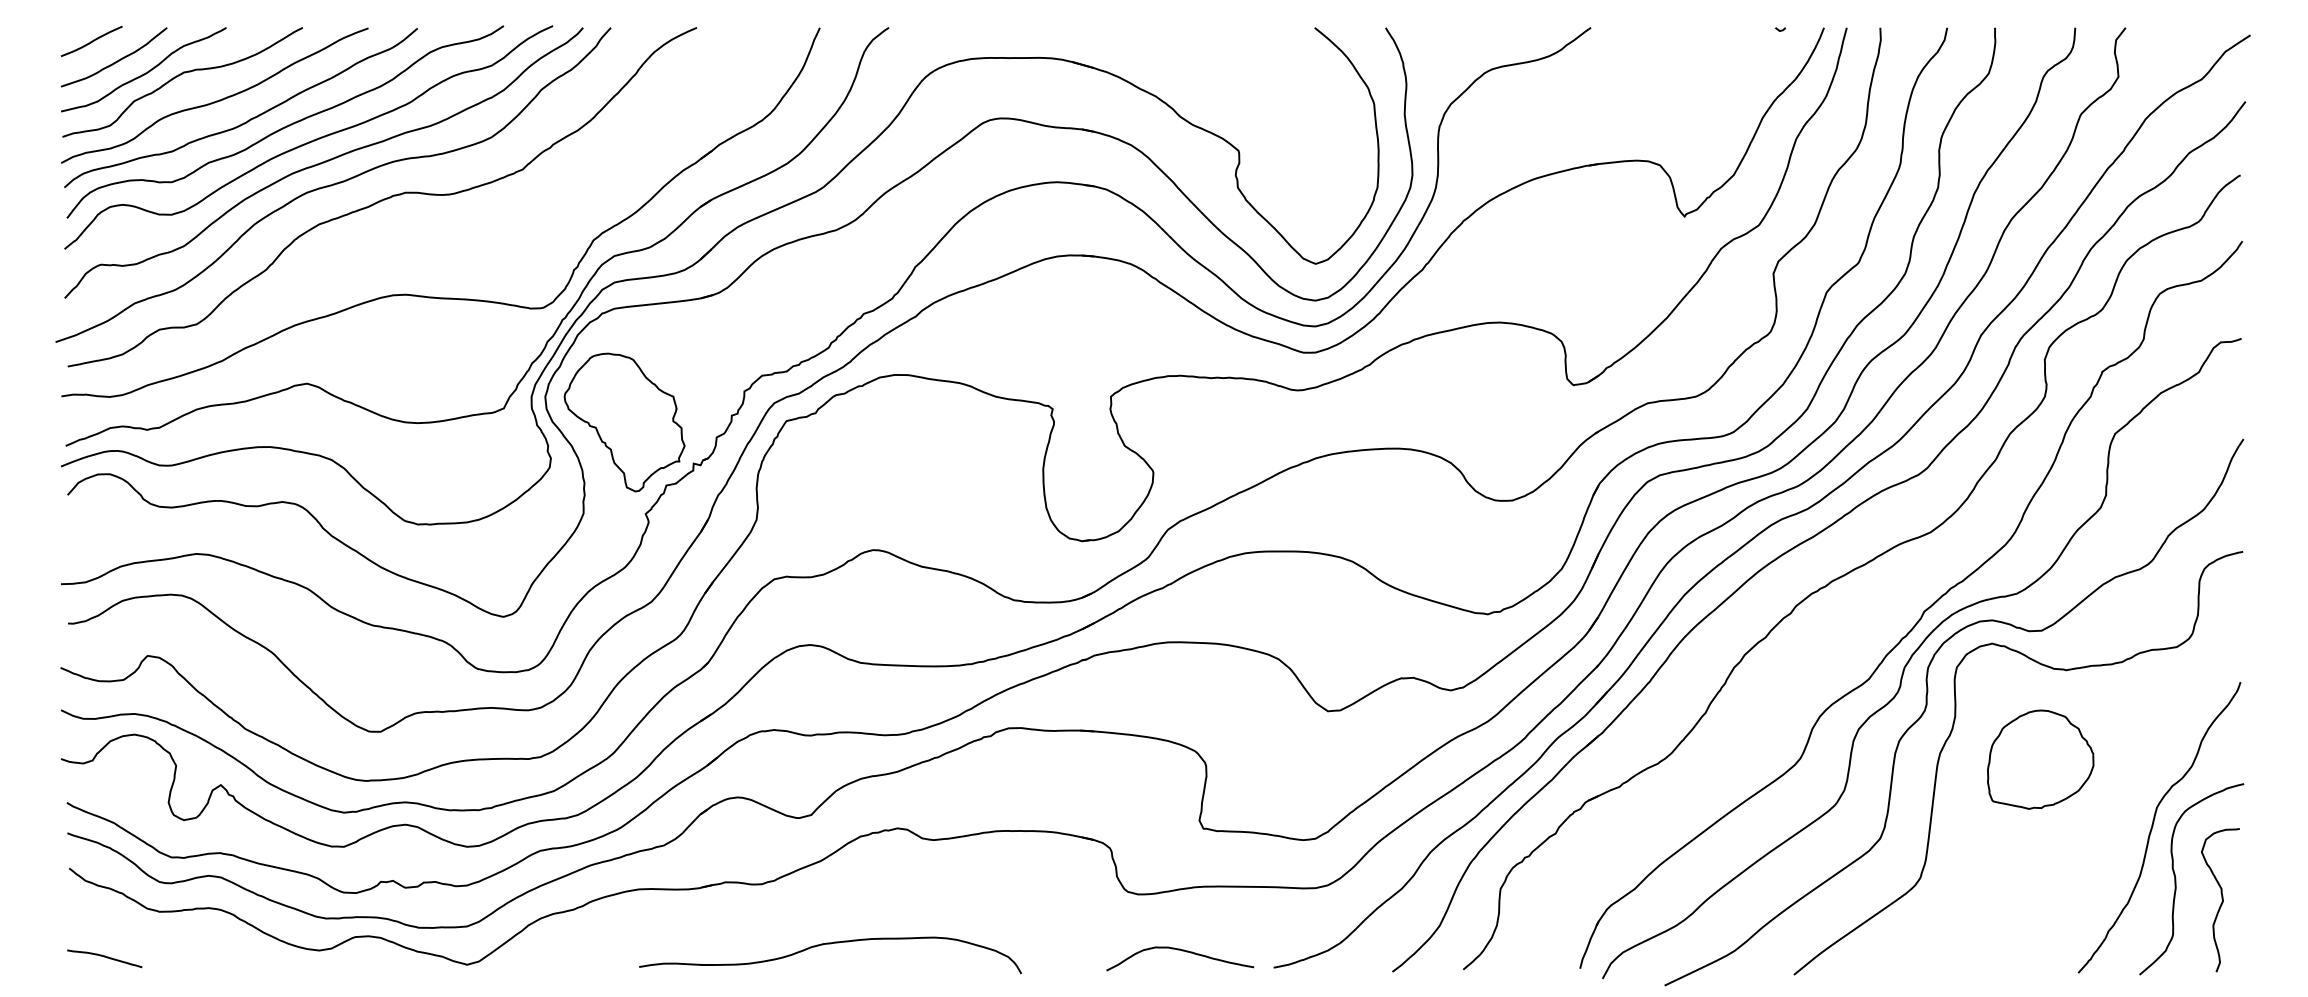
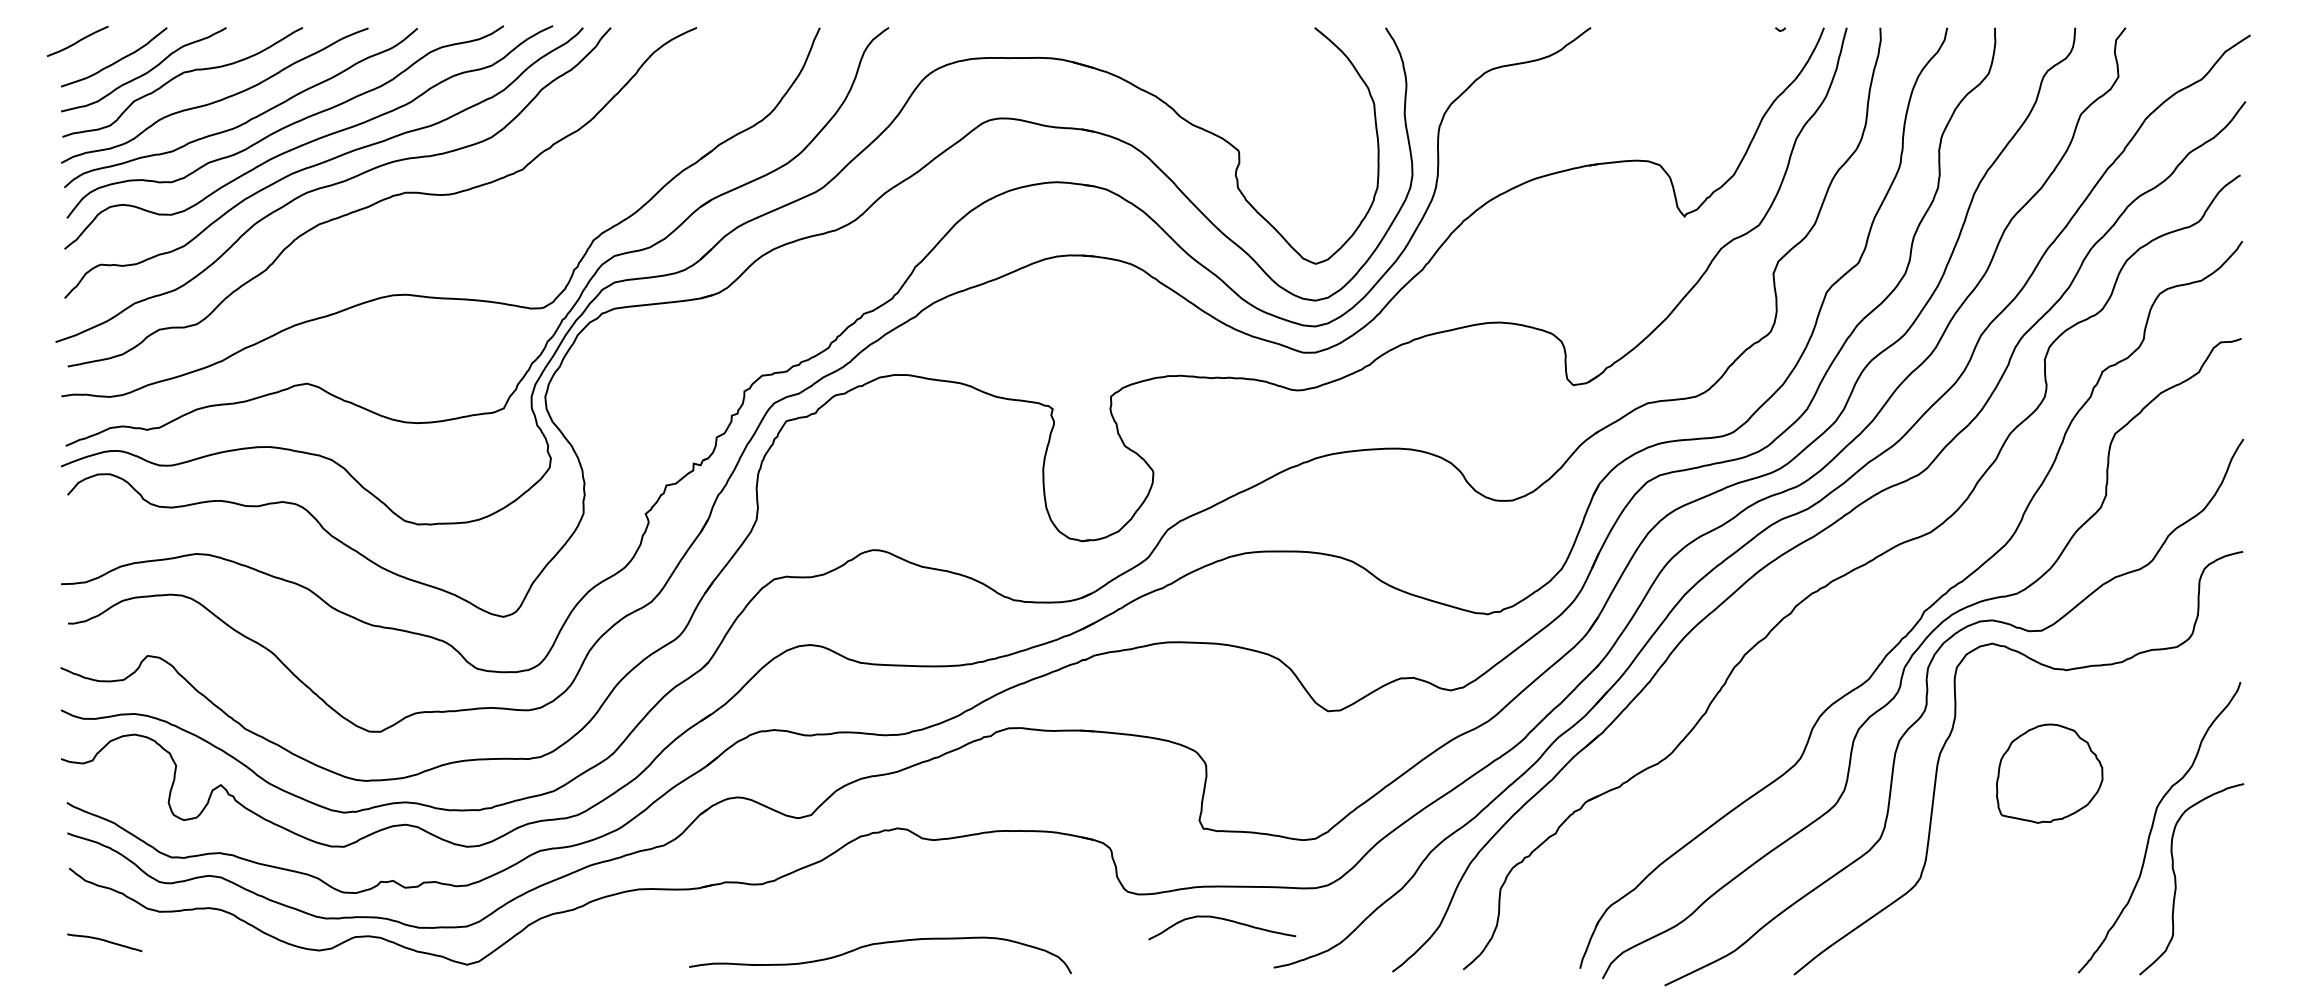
curve position: (92, 40) -> (78, 40) (78, 40)
part: present -> none (624, 422)
part position: (2040, 759) -> (2049, 773) (2049, 773)
curve: present -> none (2221, 899)
part position: (830, 944) -> (880, 944) (880, 944)
curve position: (1182, 951) -> (1224, 920) (1224, 920)
curve position: (104, 957) -> (104, 941) (104, 941)
